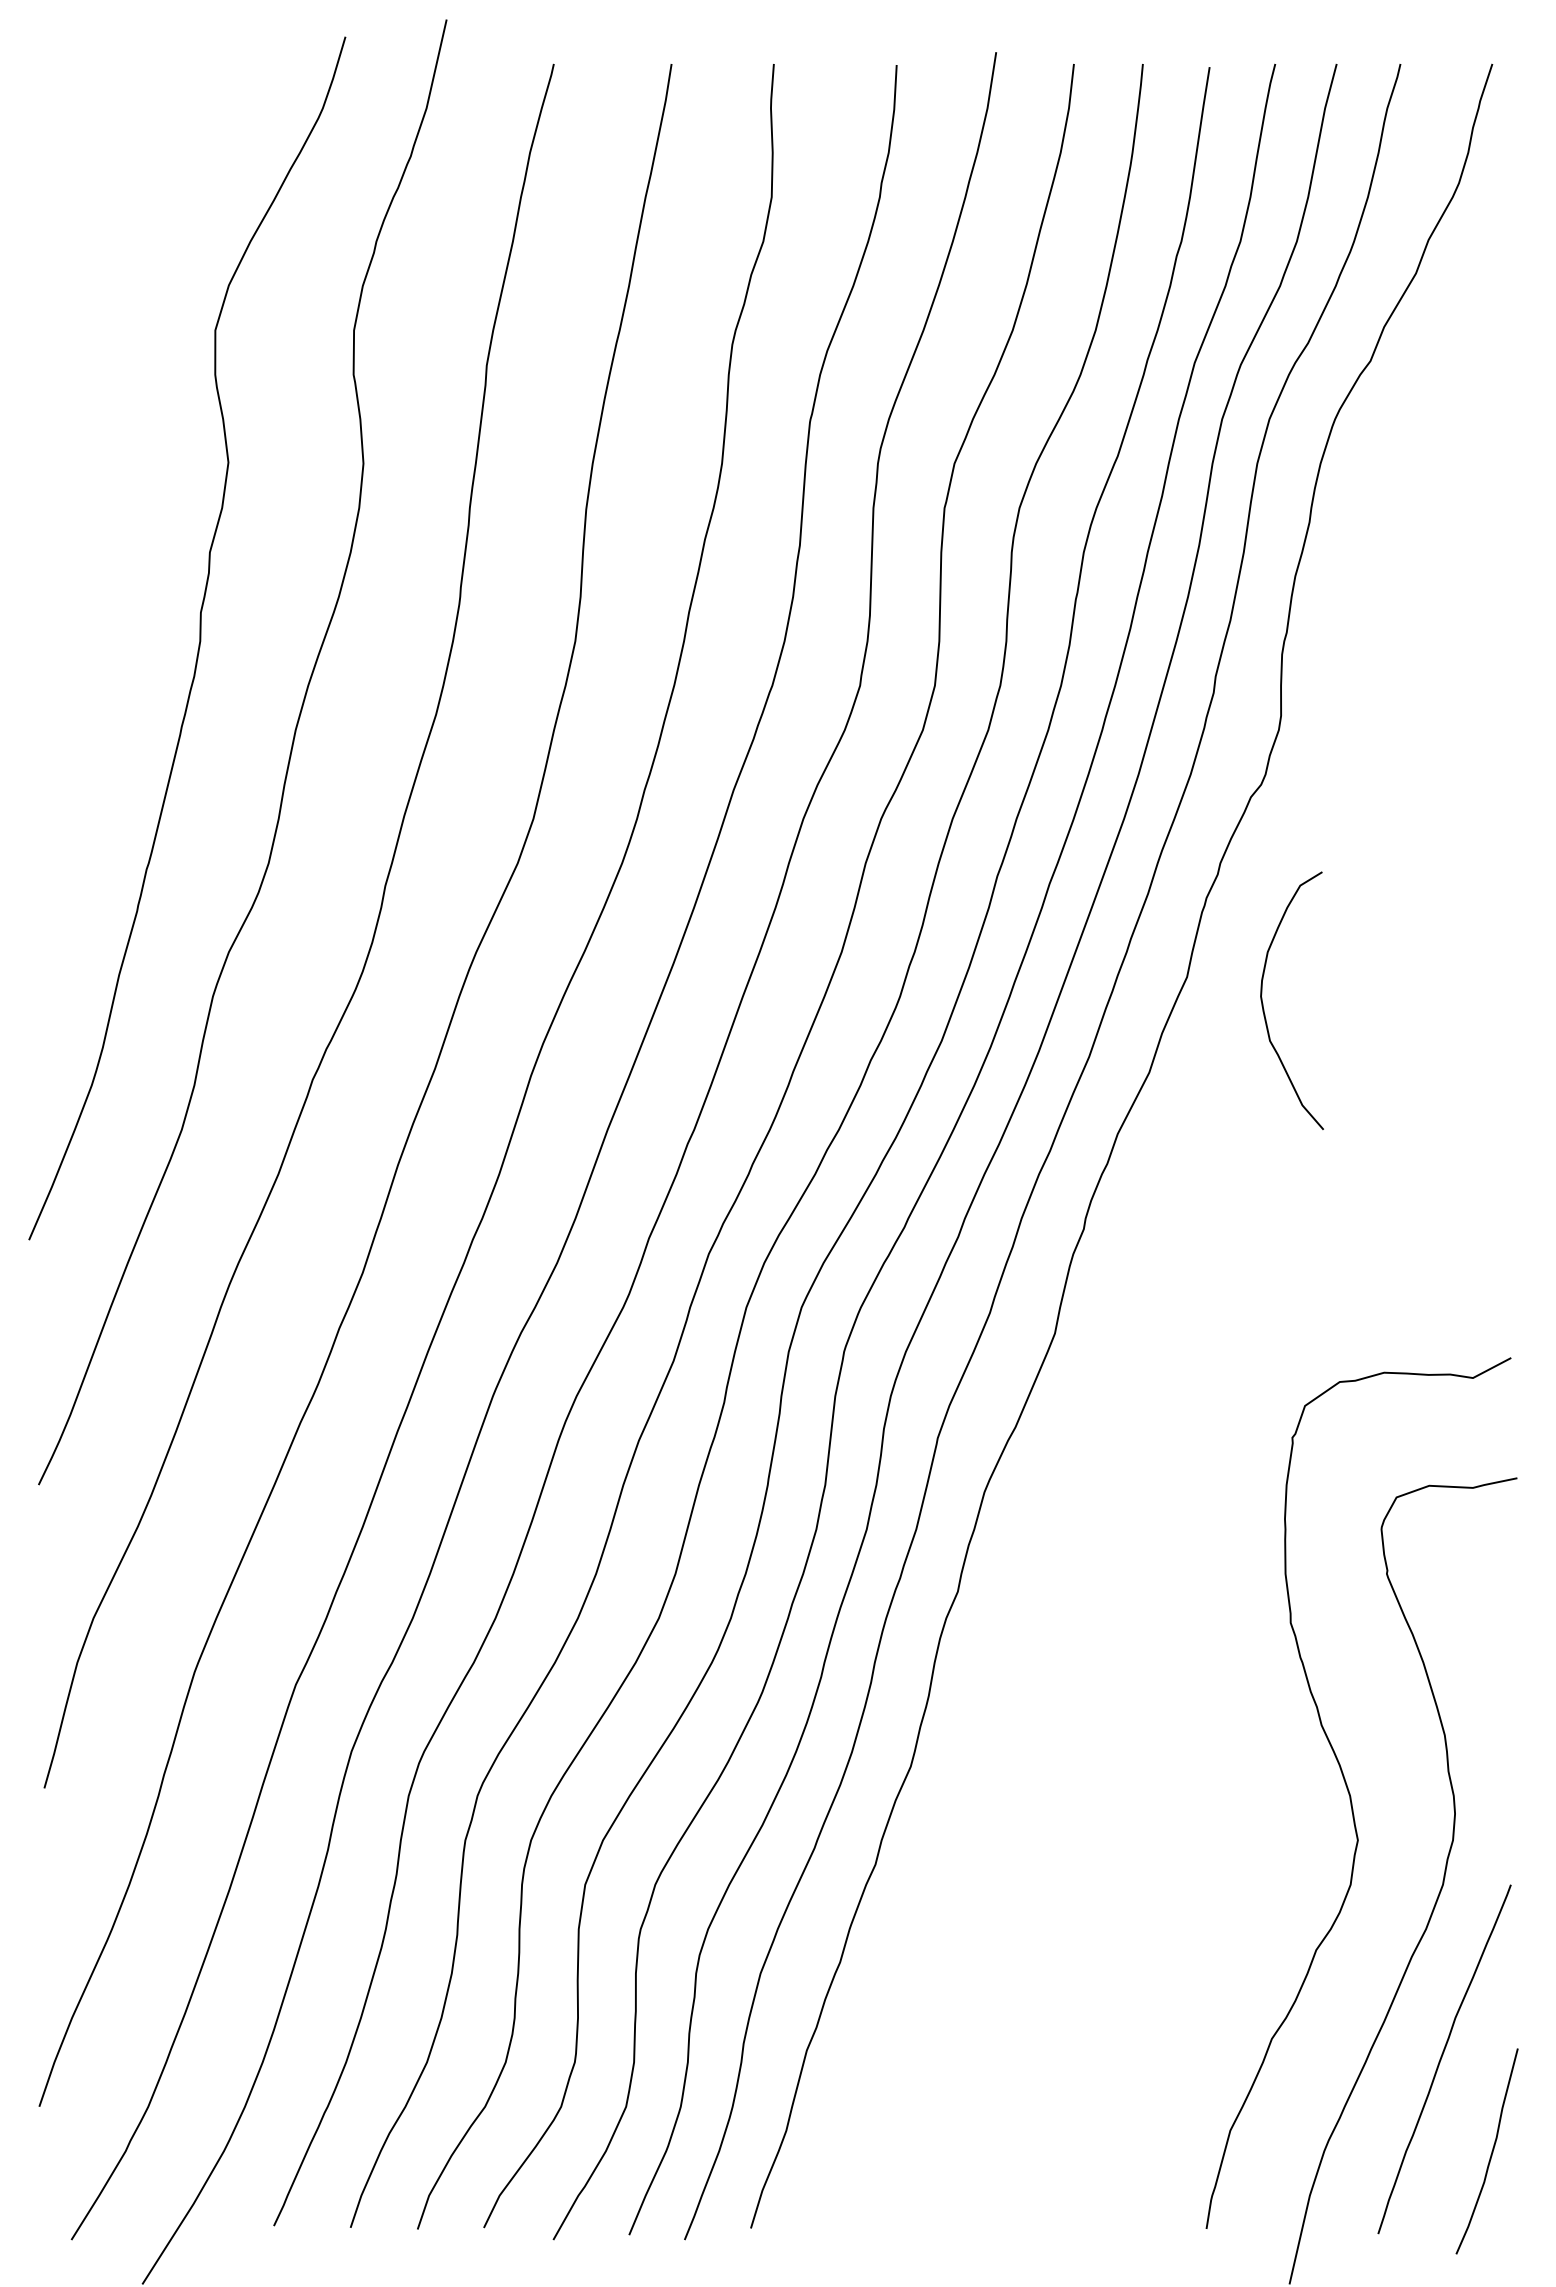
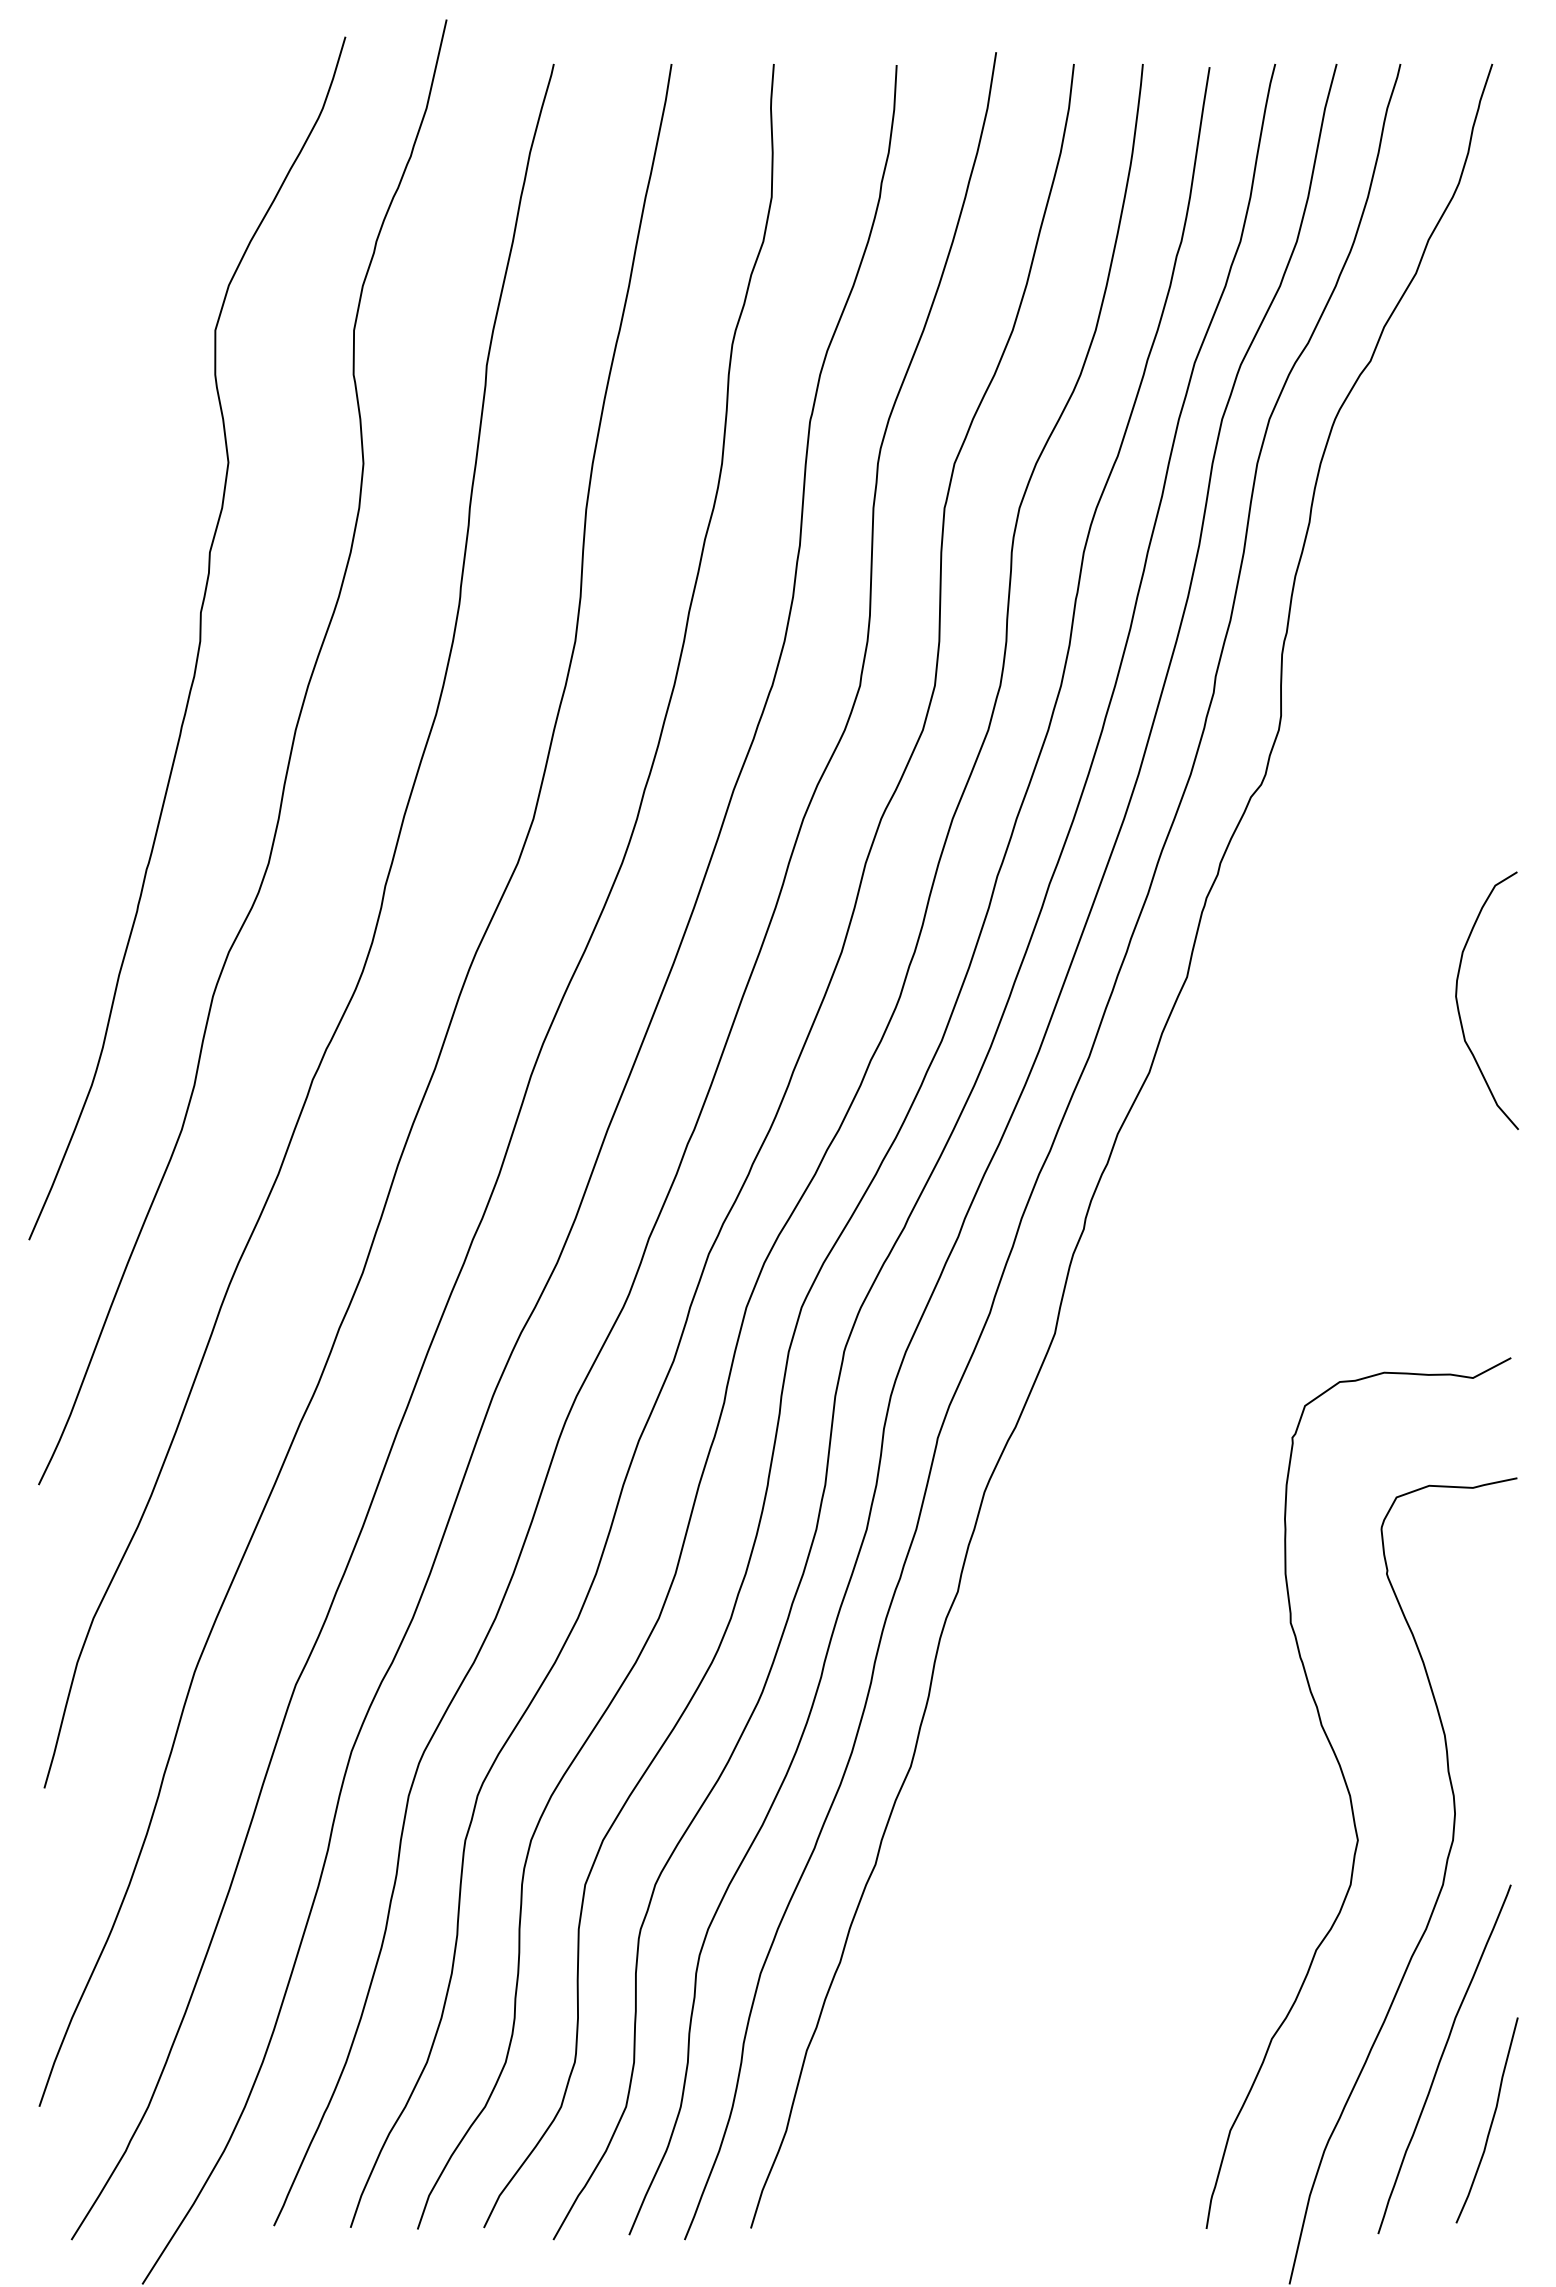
curve position: (1263, 1003) -> (1458, 1003) (1458, 1003)
curve position: (1491, 2151) -> (1491, 2120) (1491, 2120)
